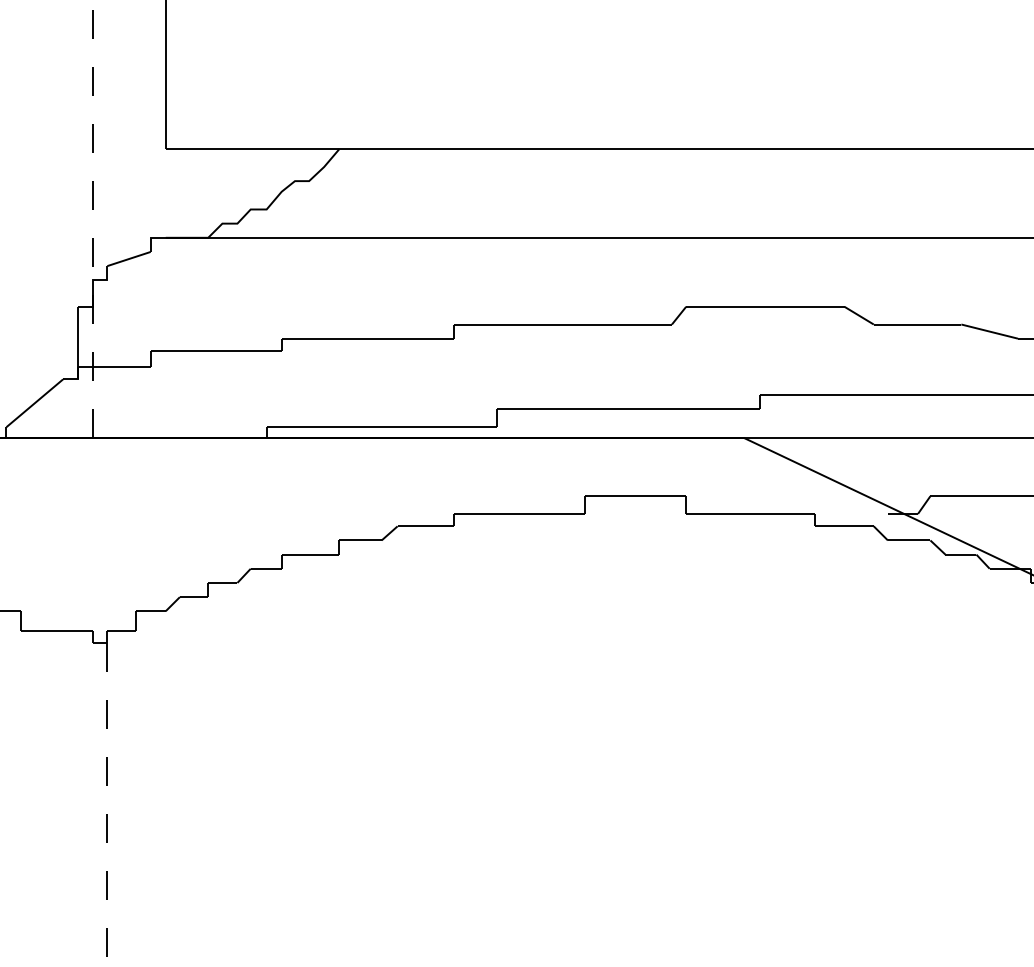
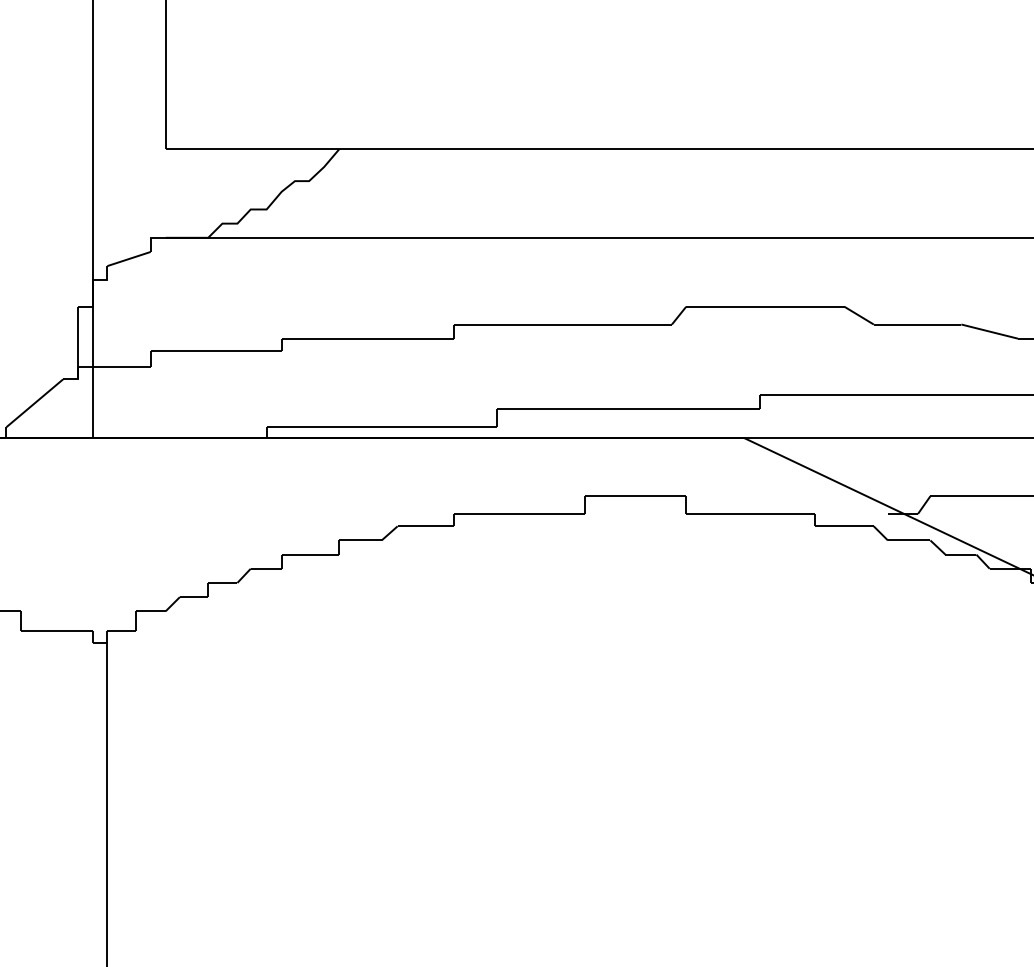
line: dashed -> solid (93, 218)
line: dashed -> solid (107, 805)
